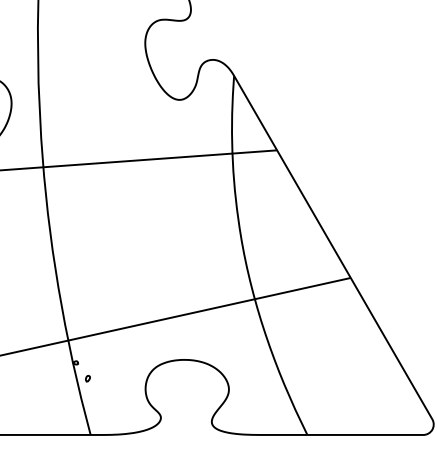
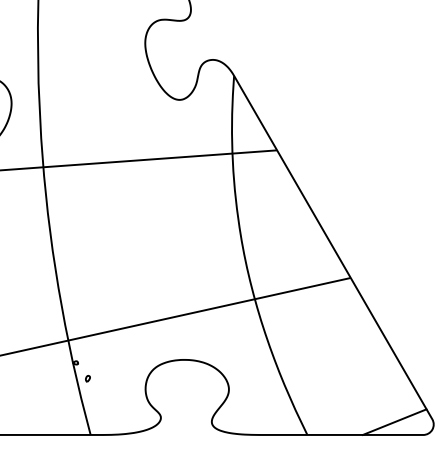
line: none -> present (394, 421)
